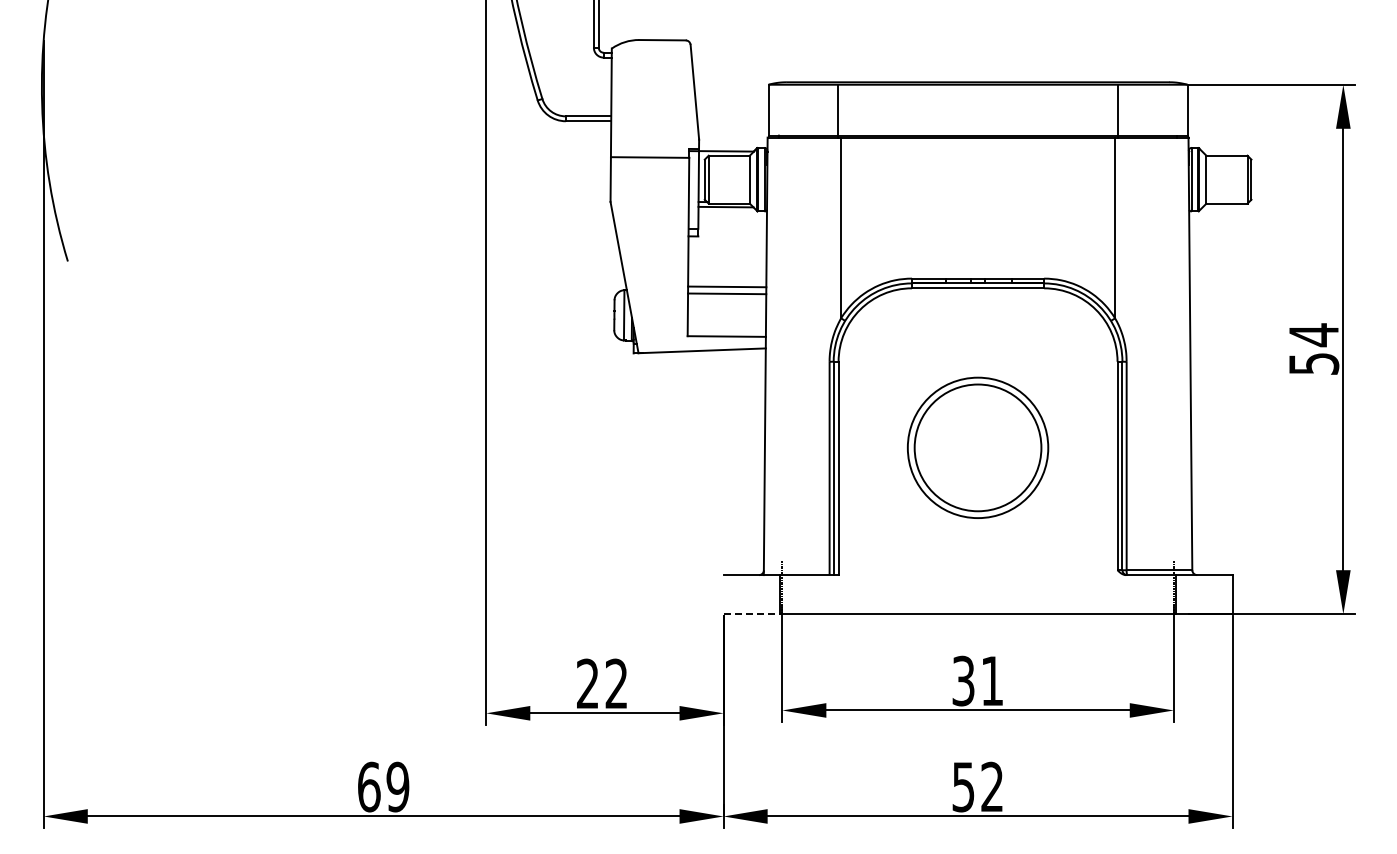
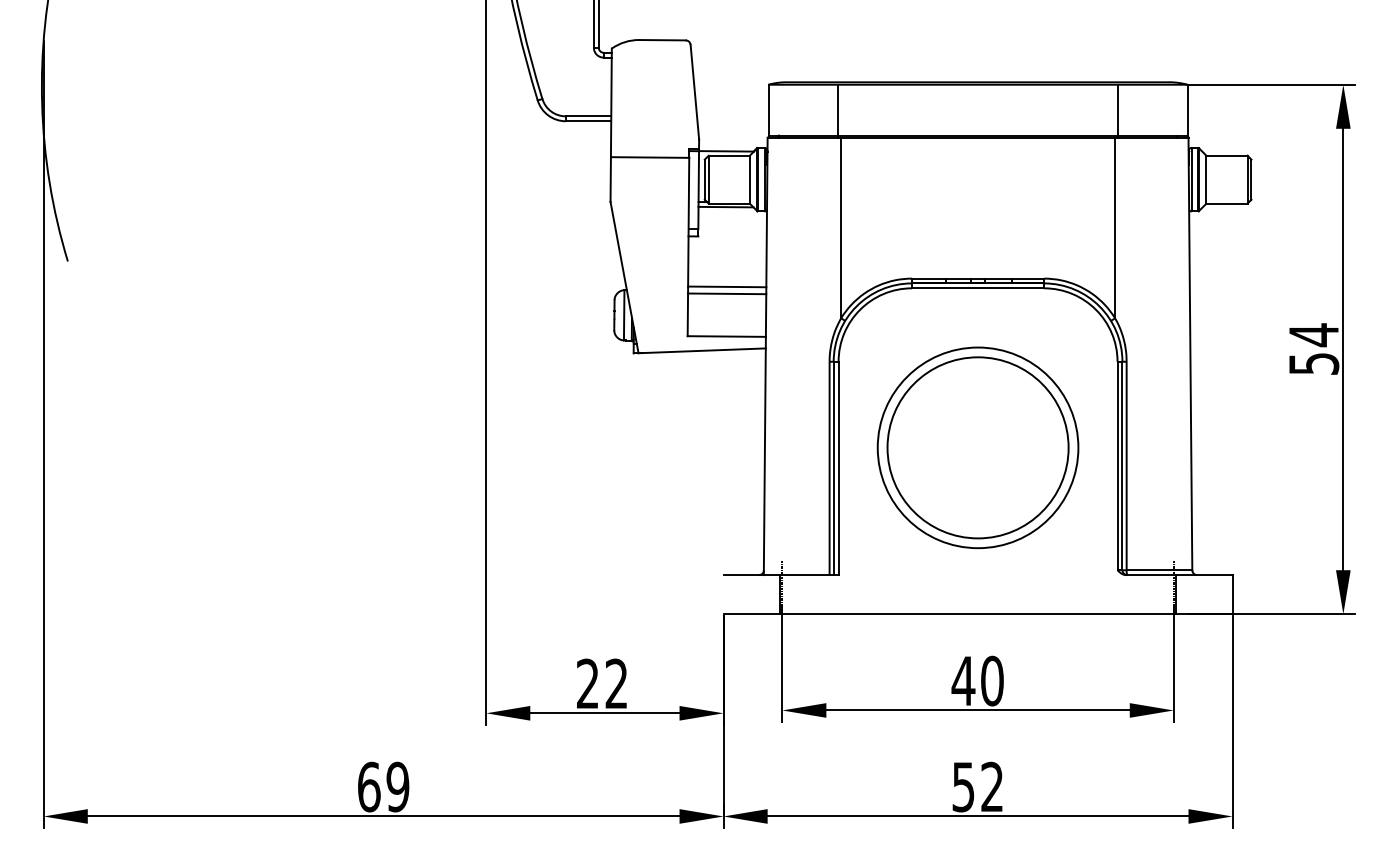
part size: 144x143 px -> 204x204 px (977, 447)
line: dashed -> solid (752, 614)
text: 31 -> 40 (977, 680)
